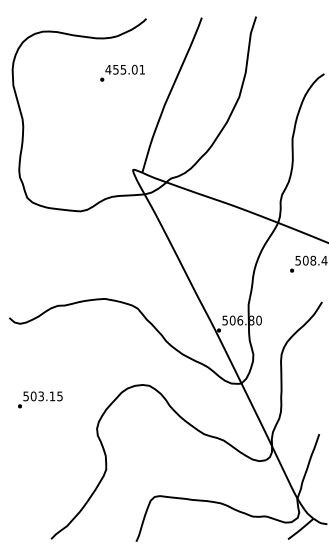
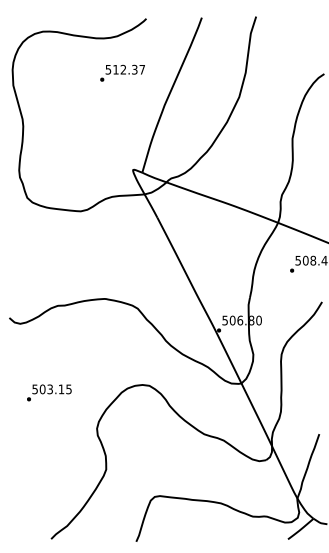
text: 455.01 -> 512.37 (124, 69)
text position: (40, 399) -> (49, 392) (49, 392)
